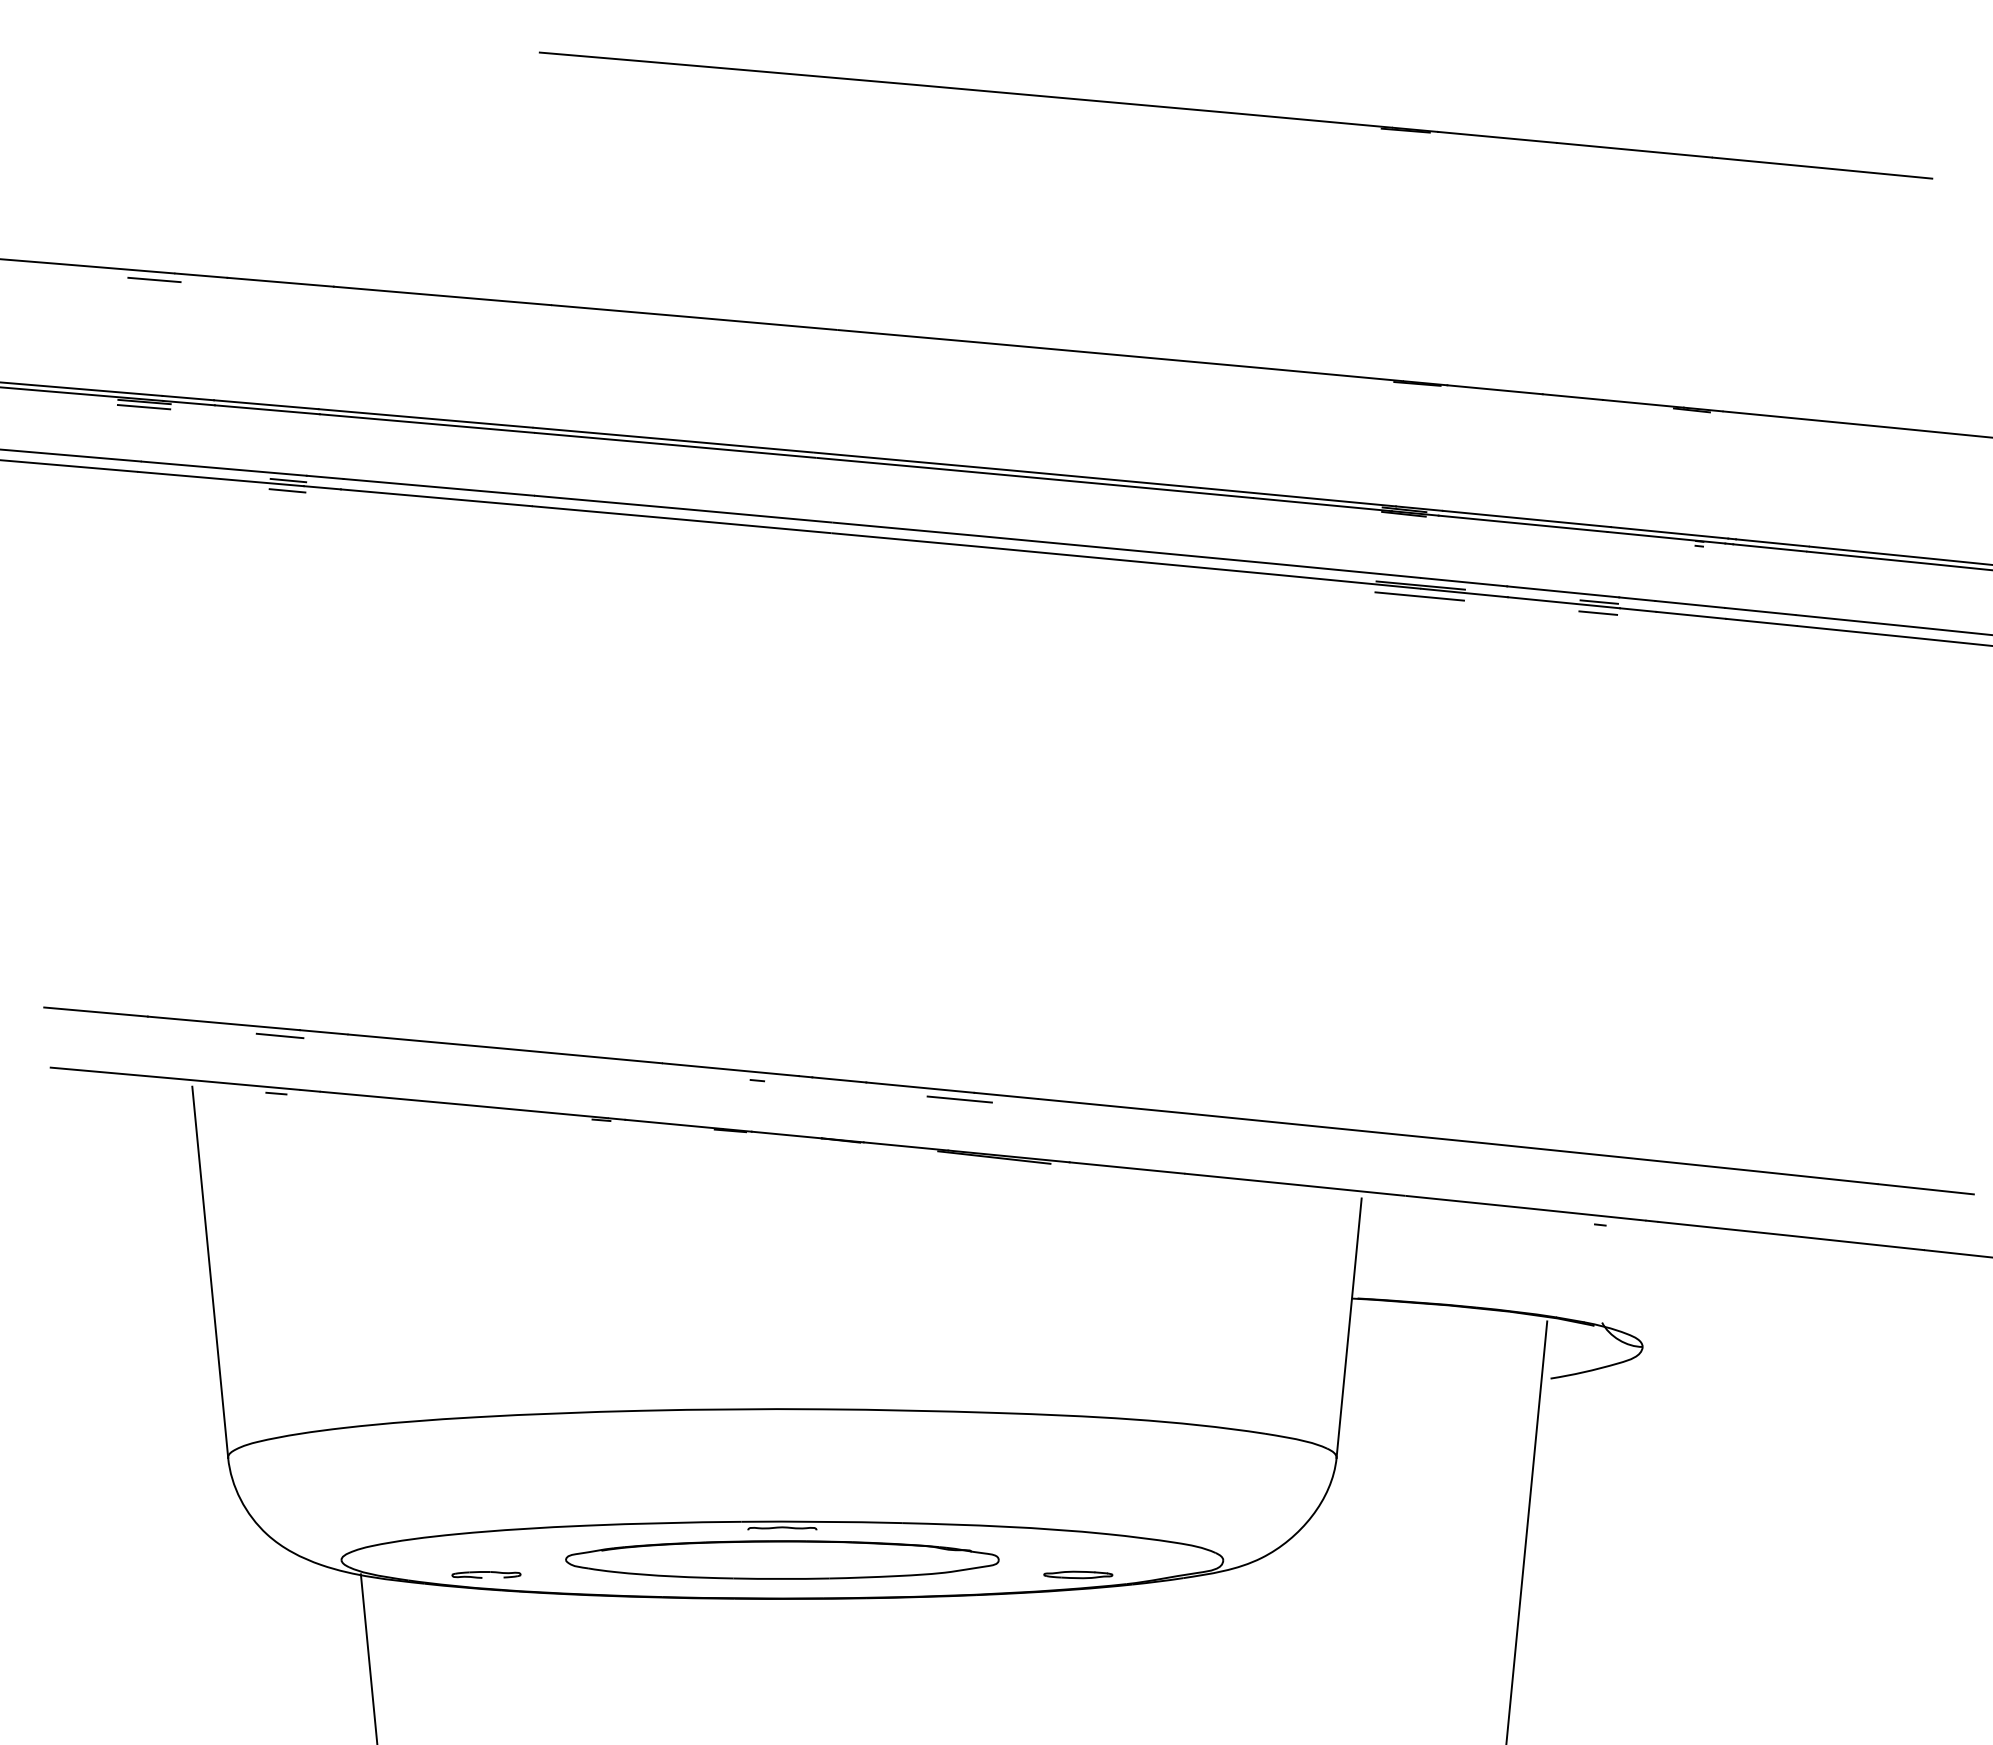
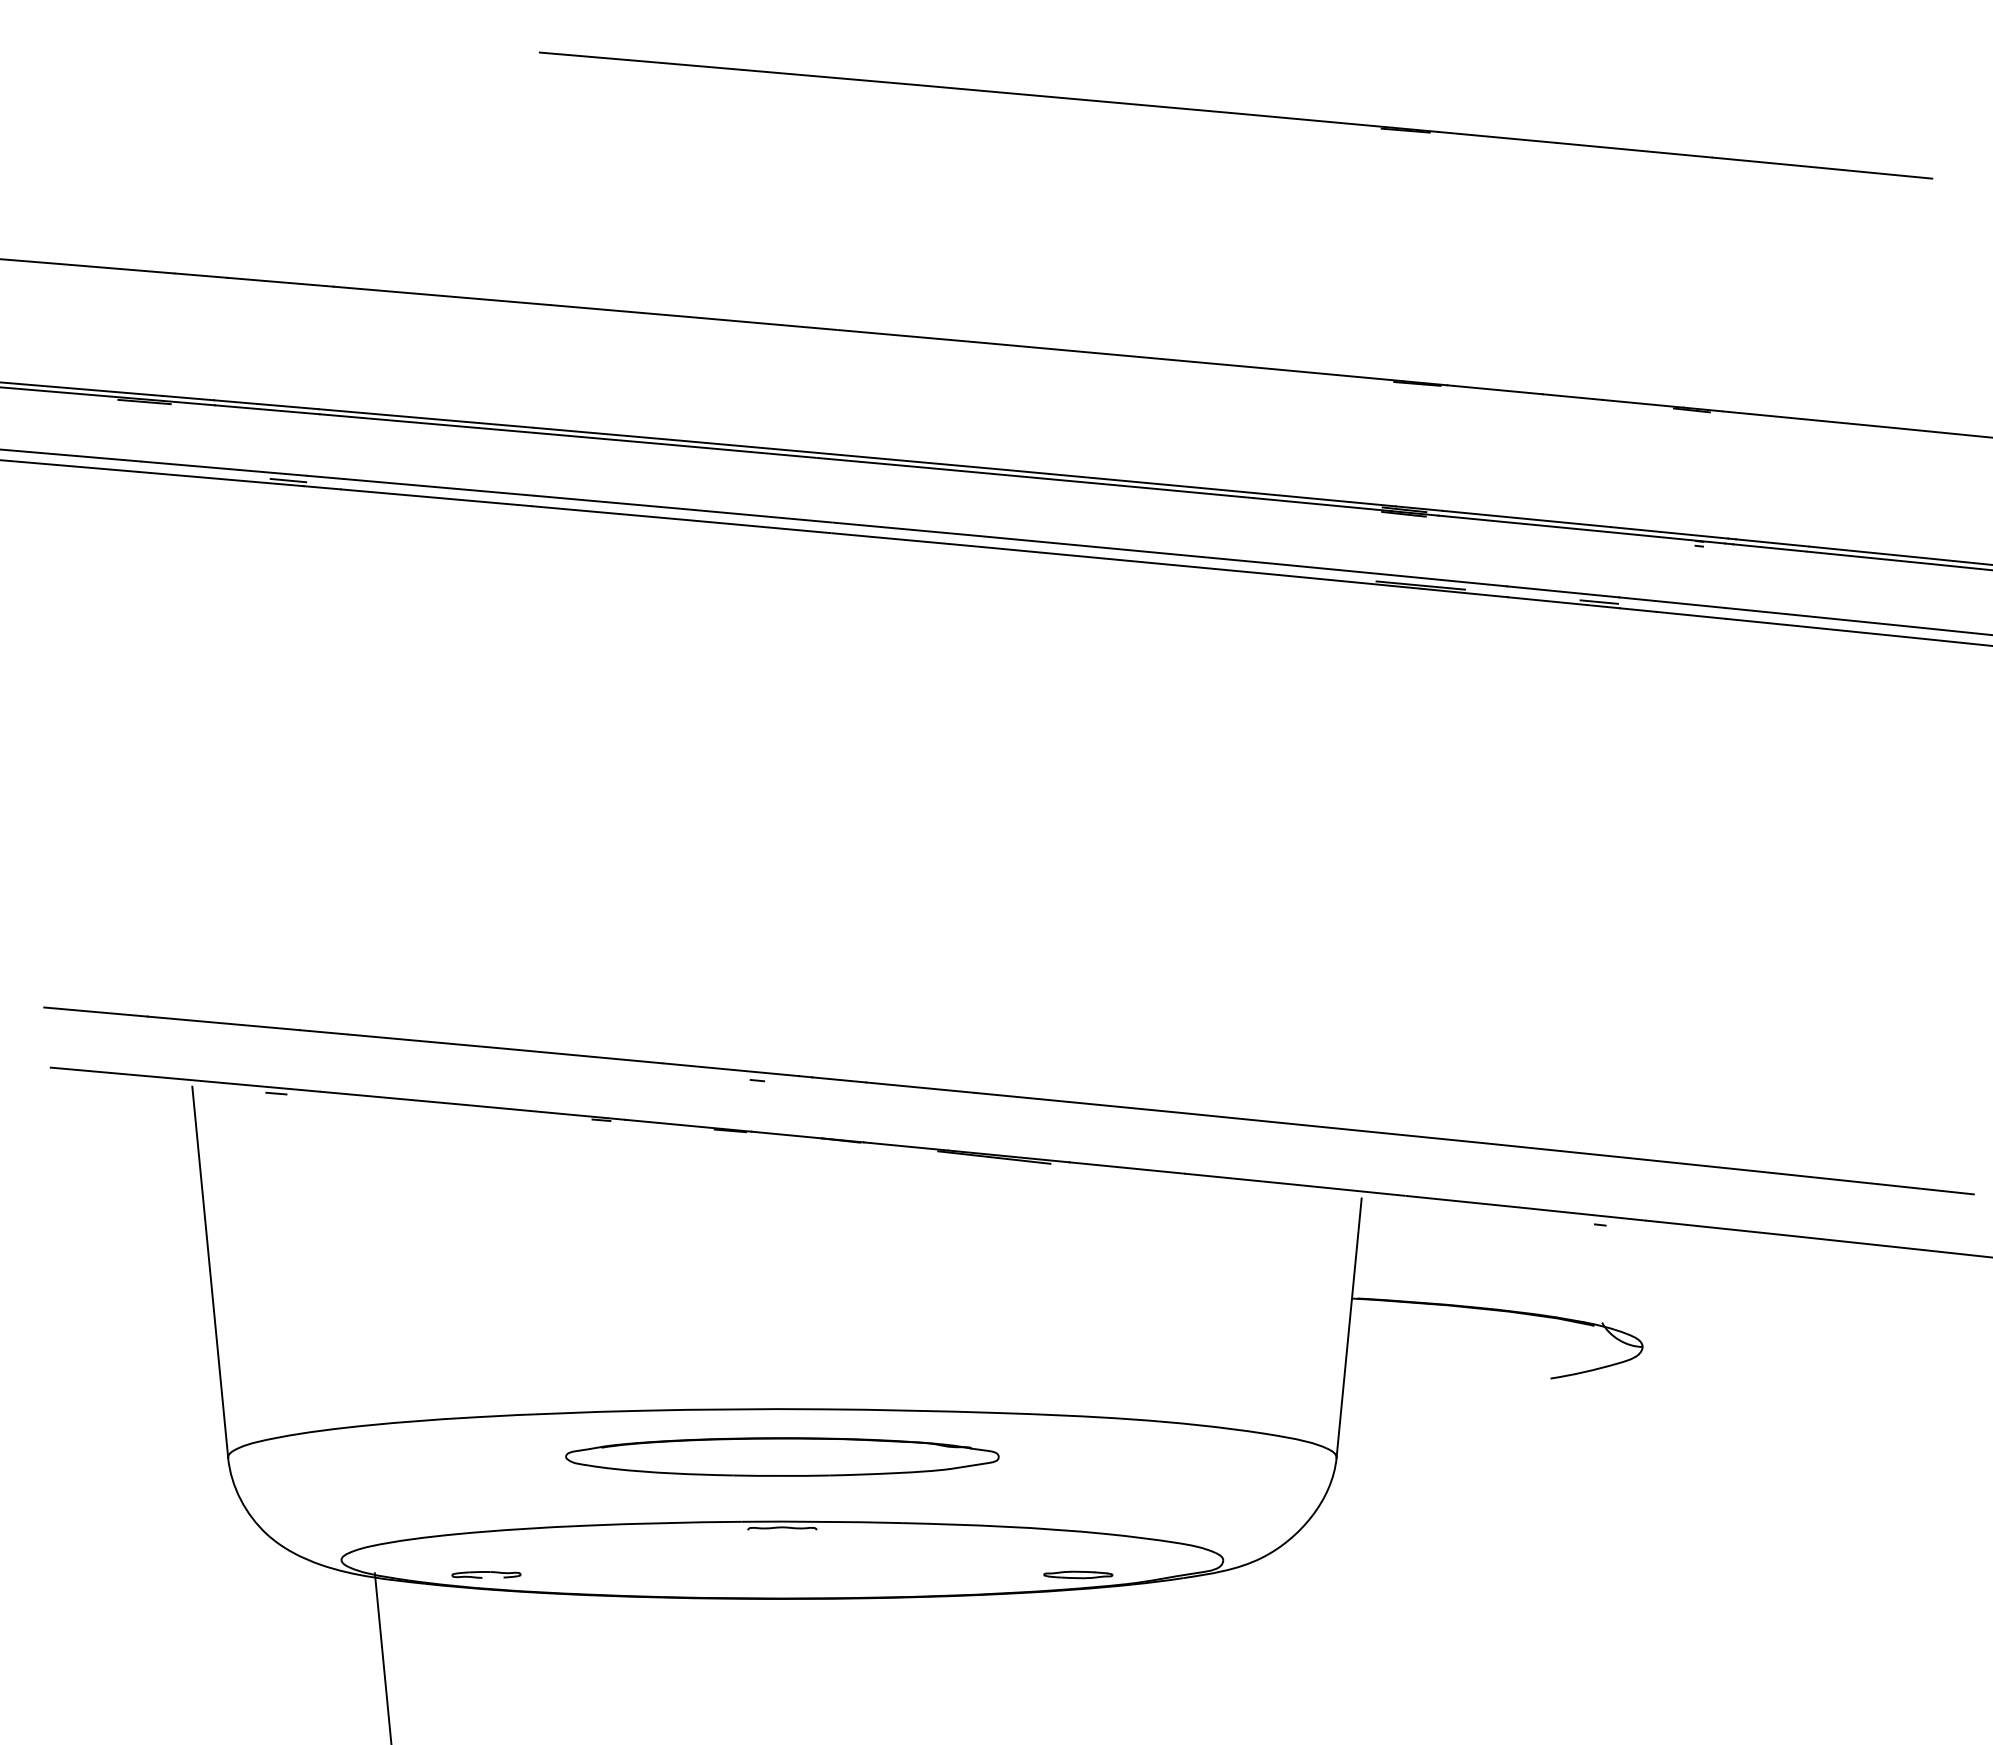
line: present -> none (154, 279)
line: present -> none (143, 407)
line: present -> none (287, 490)
line: present -> none (1419, 596)
line: present -> none (1598, 612)
line: present -> none (279, 1035)
line: present -> none (959, 1099)
line: present -> none (1526, 1531)
part position: (782, 1559) -> (782, 1456) (782, 1456)
line position: (368, 1657) -> (382, 1657) (382, 1657)
